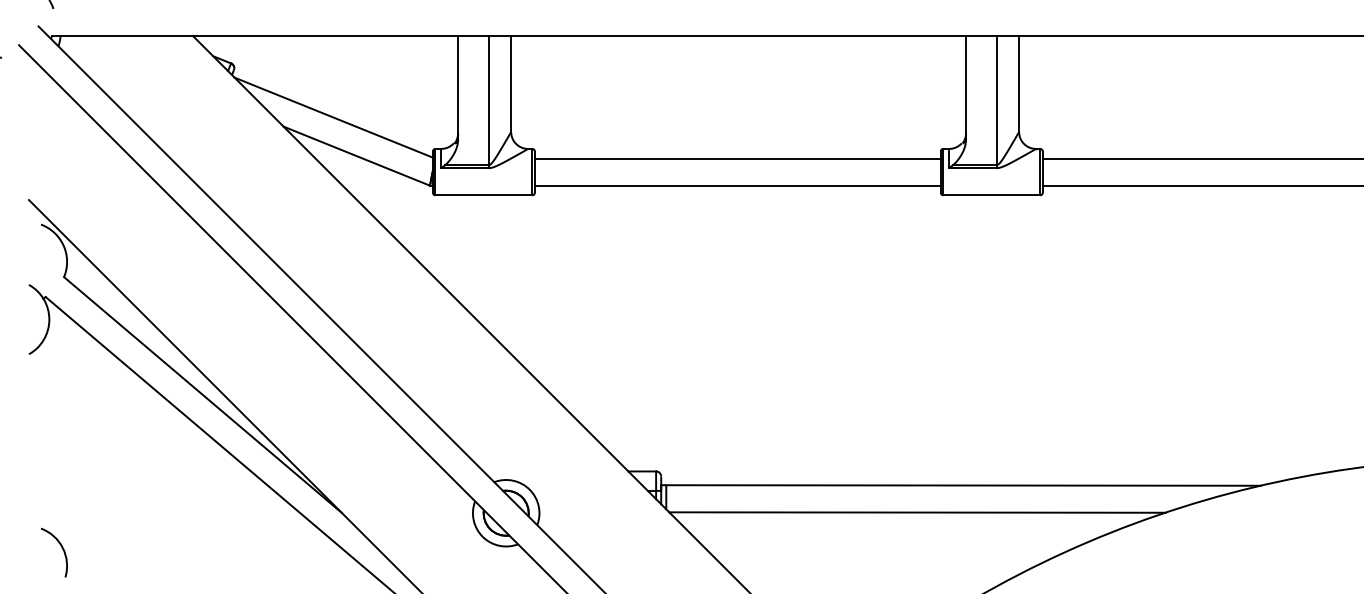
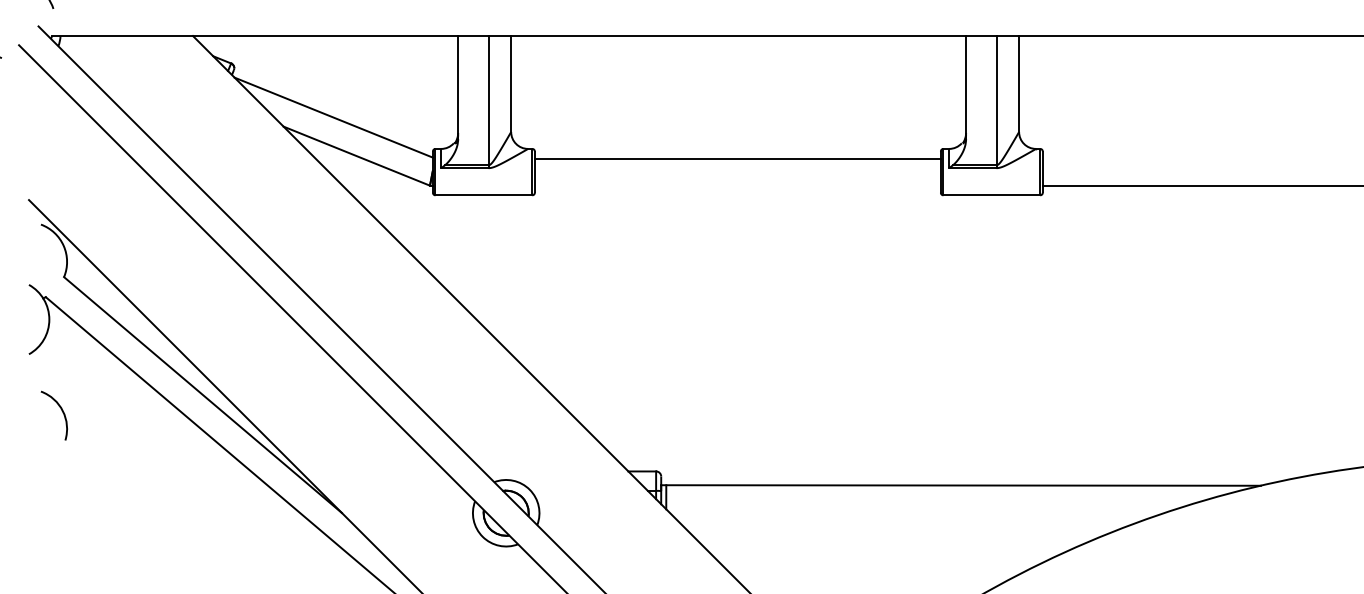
line: present -> none (1201, 158)
line: present -> none (737, 185)
line: present -> none (917, 512)
arc position: (61, 548) -> (61, 411) (61, 411)
